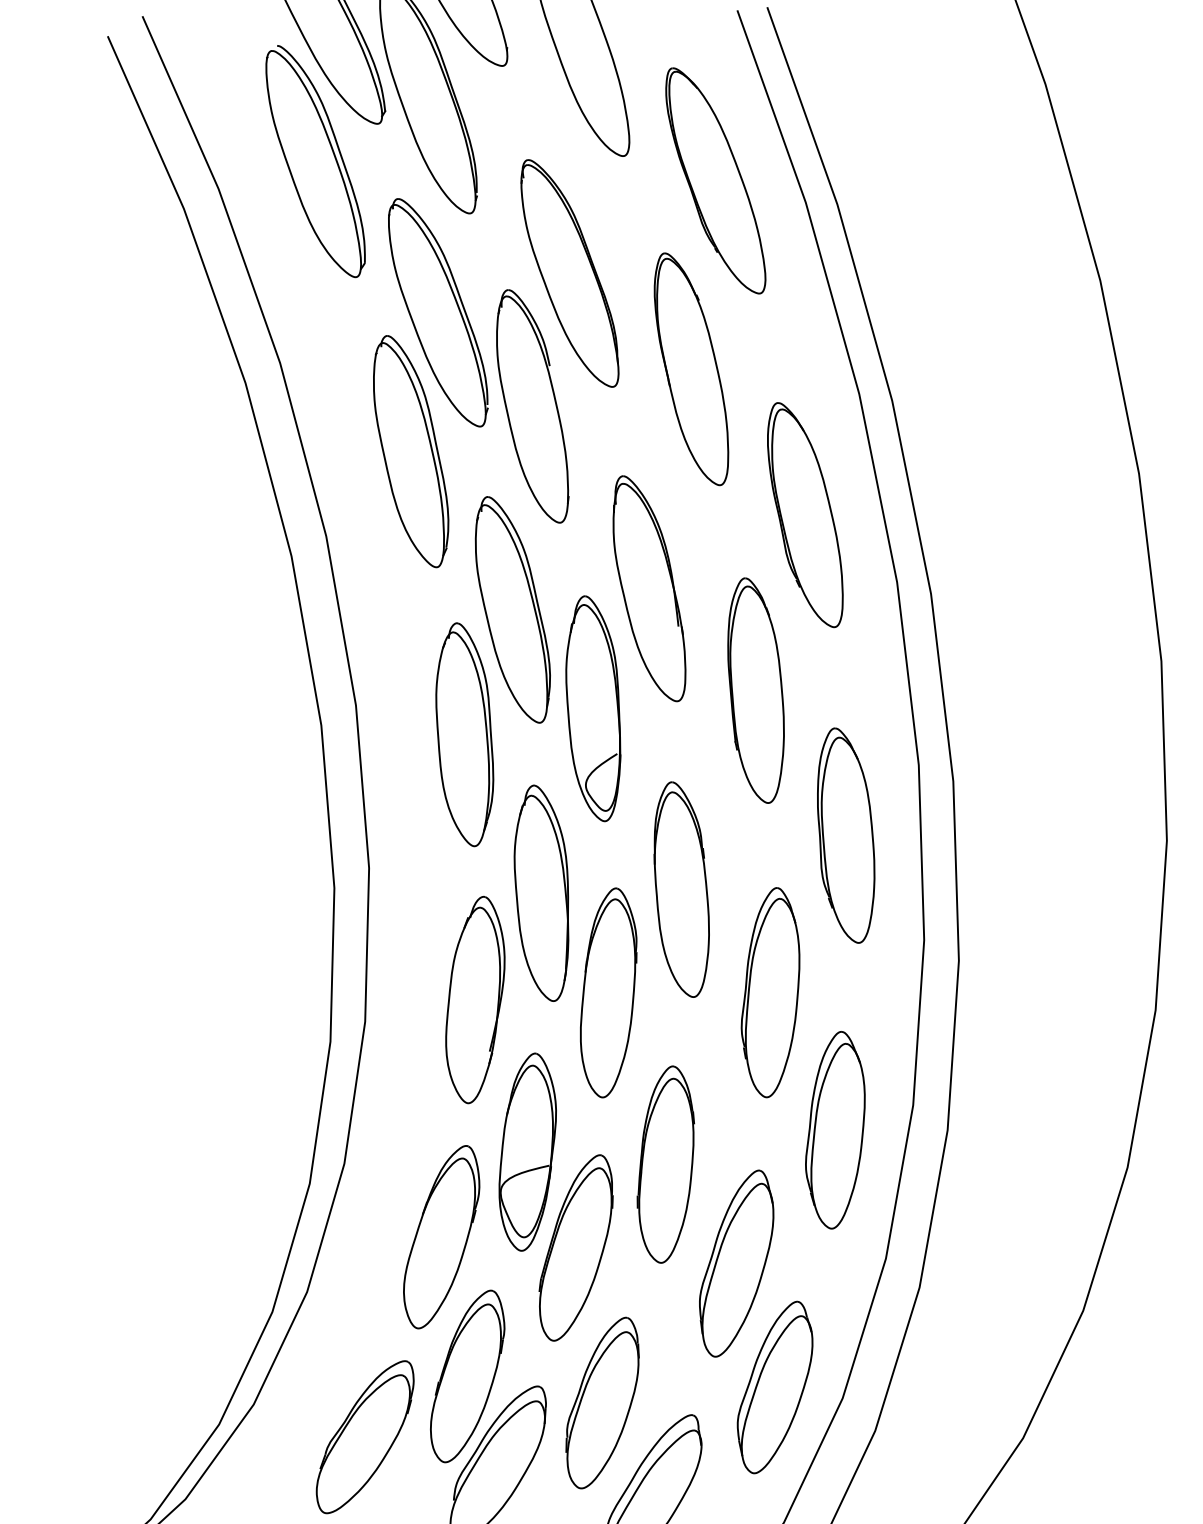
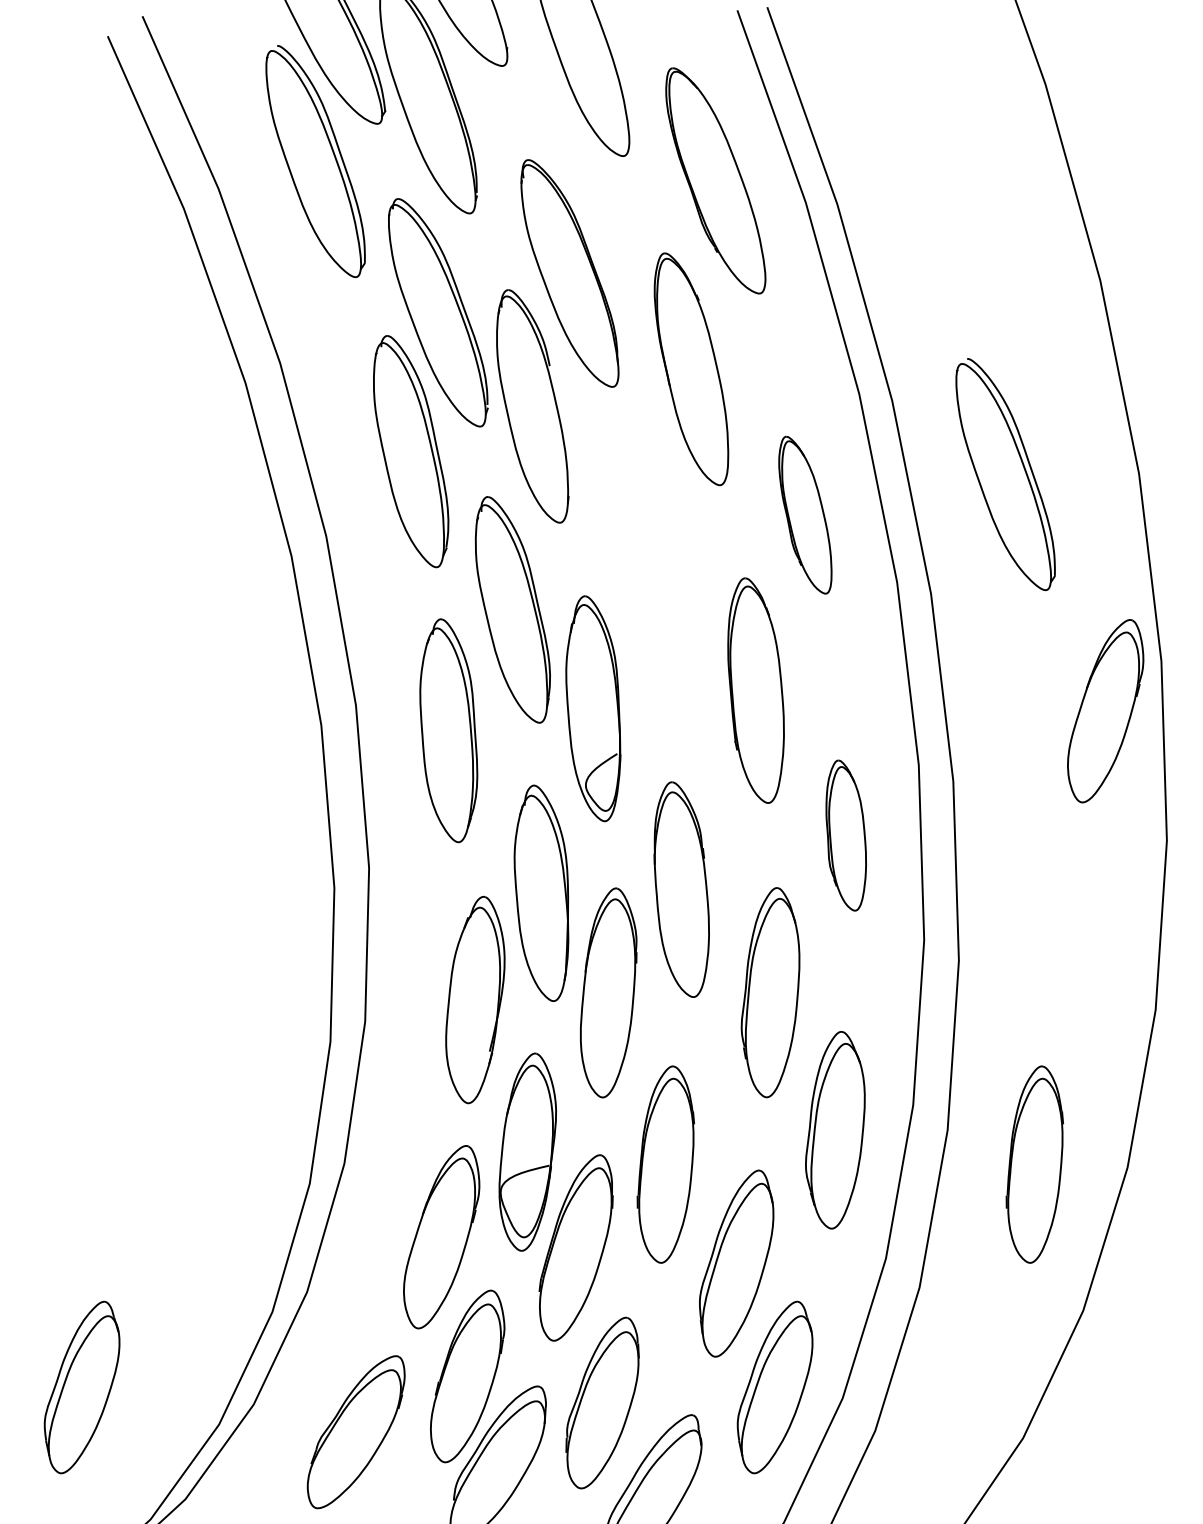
part: none -> present (1005, 474)
part size: 77x227 px -> 55x160 px (805, 514)
part: present -> none (649, 588)
part: none -> present (1105, 711)
part position: (464, 734) -> (448, 730) (448, 730)
part size: 59x217 px -> 42x153 px (845, 835)
part: none -> present (1034, 1164)
part: none -> present (81, 1387)
part position: (364, 1437) -> (355, 1432) (355, 1432)
